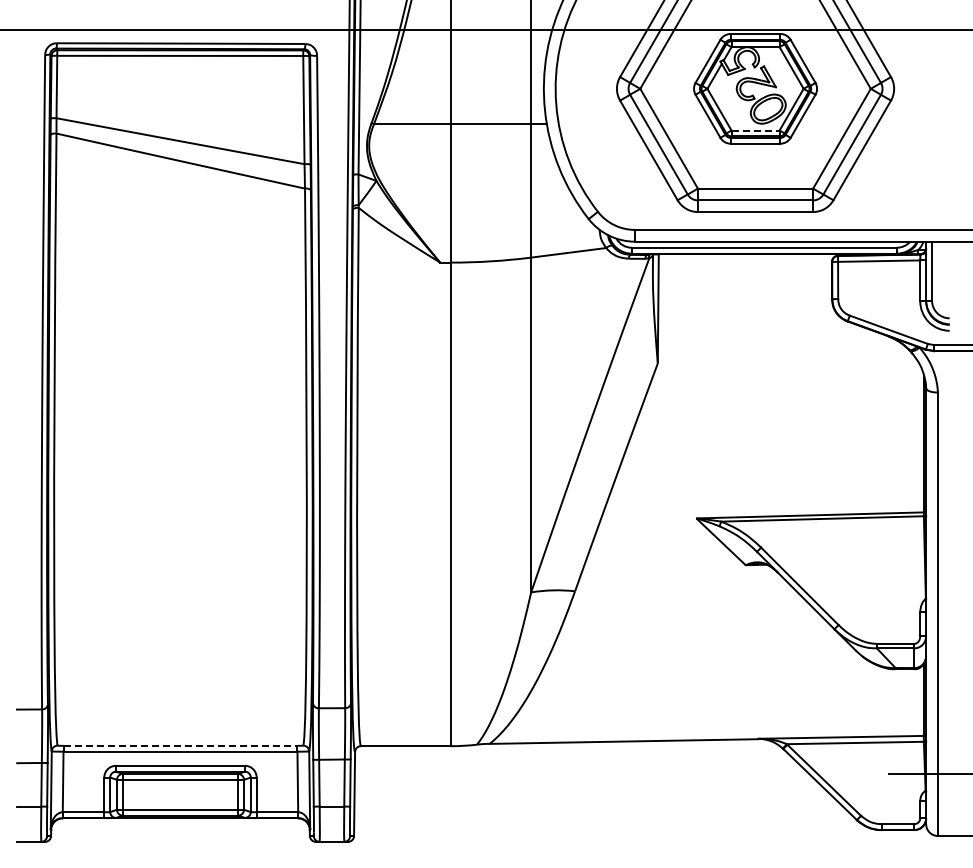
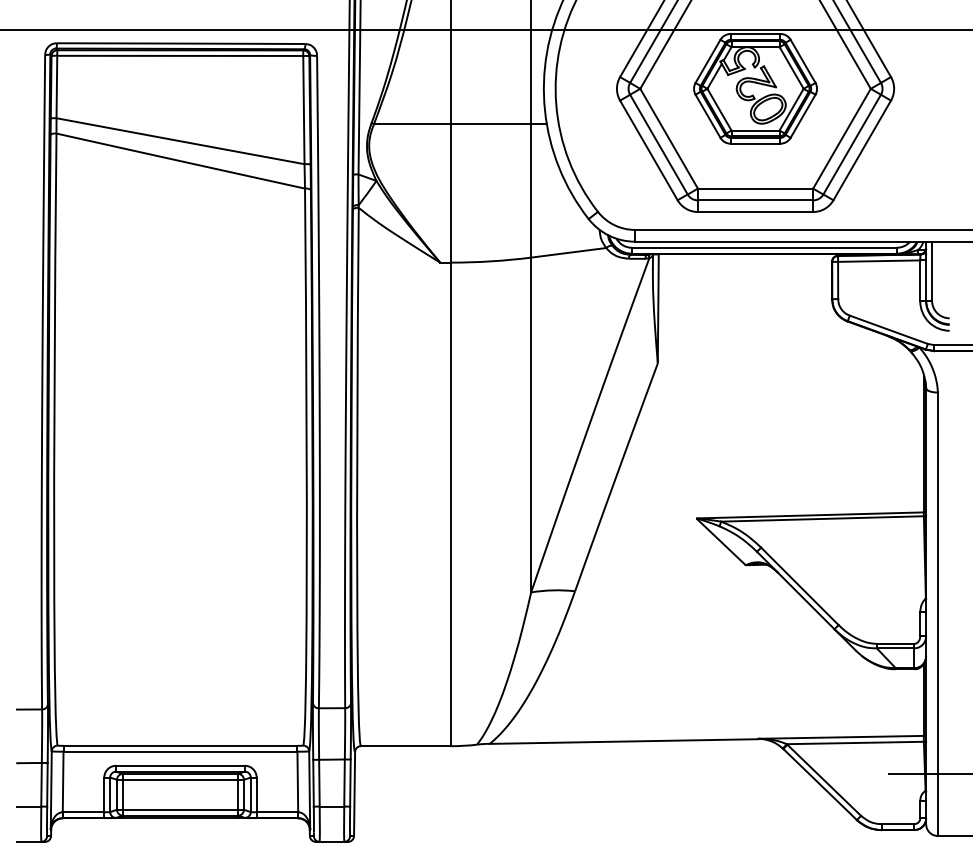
line: dashed -> solid (756, 130)
line: dashed -> solid (180, 745)
